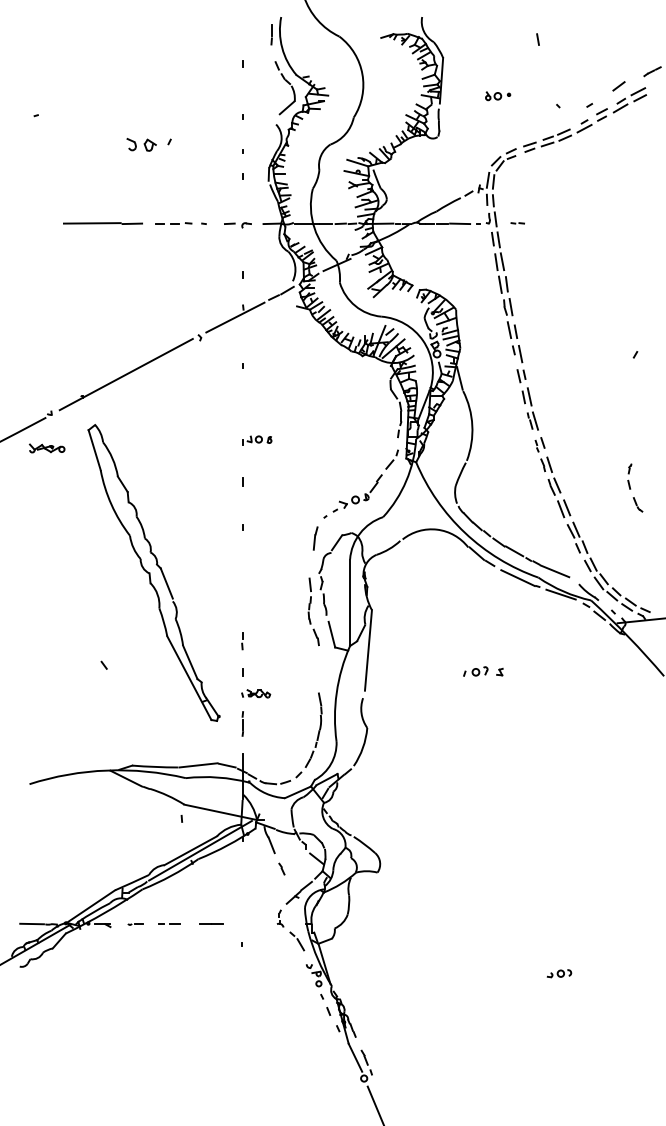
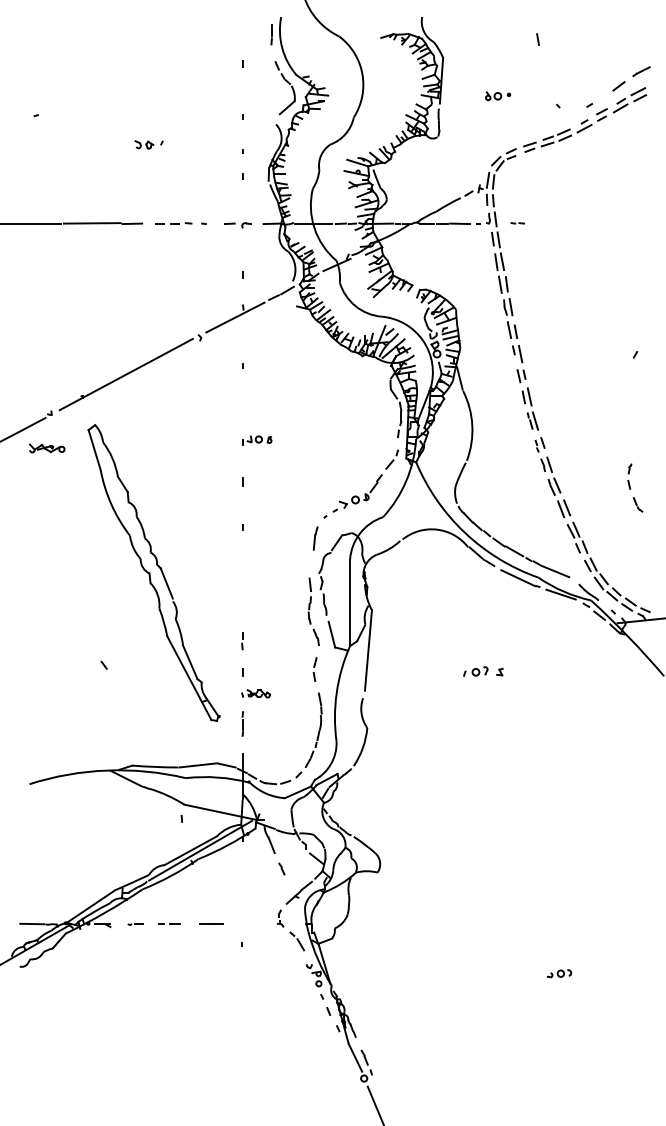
line position: (652, 71) -> (641, 71) (641, 71)
part size: 46x14 px -> 30x10 px (148, 144)
line: none -> present (31, 223)
part: none -> present (314, 669)
